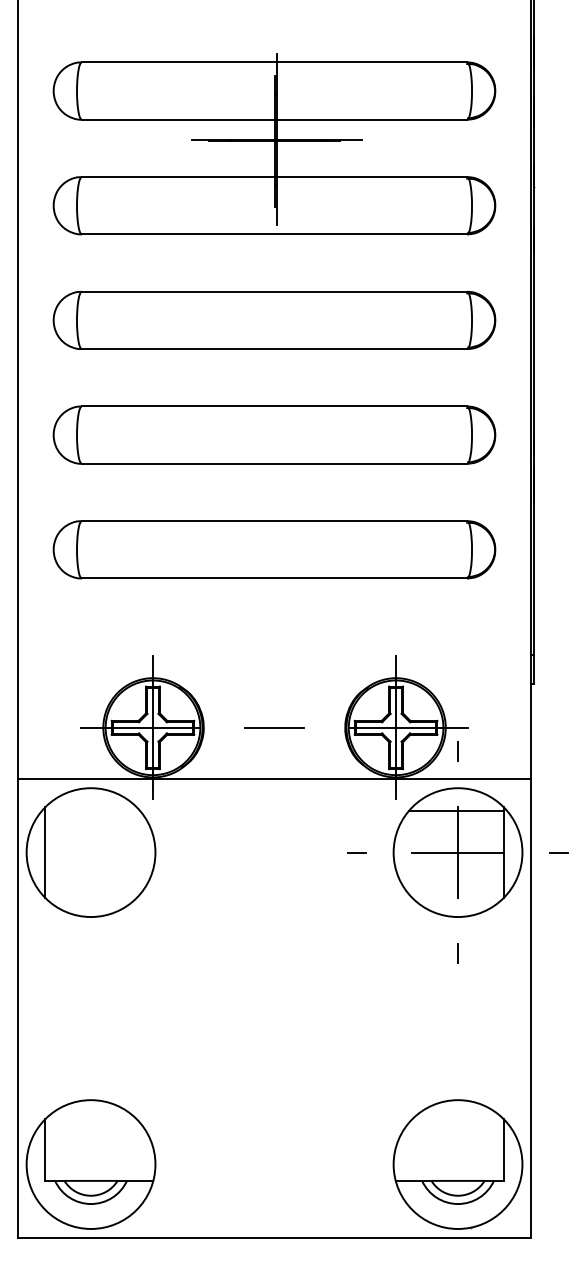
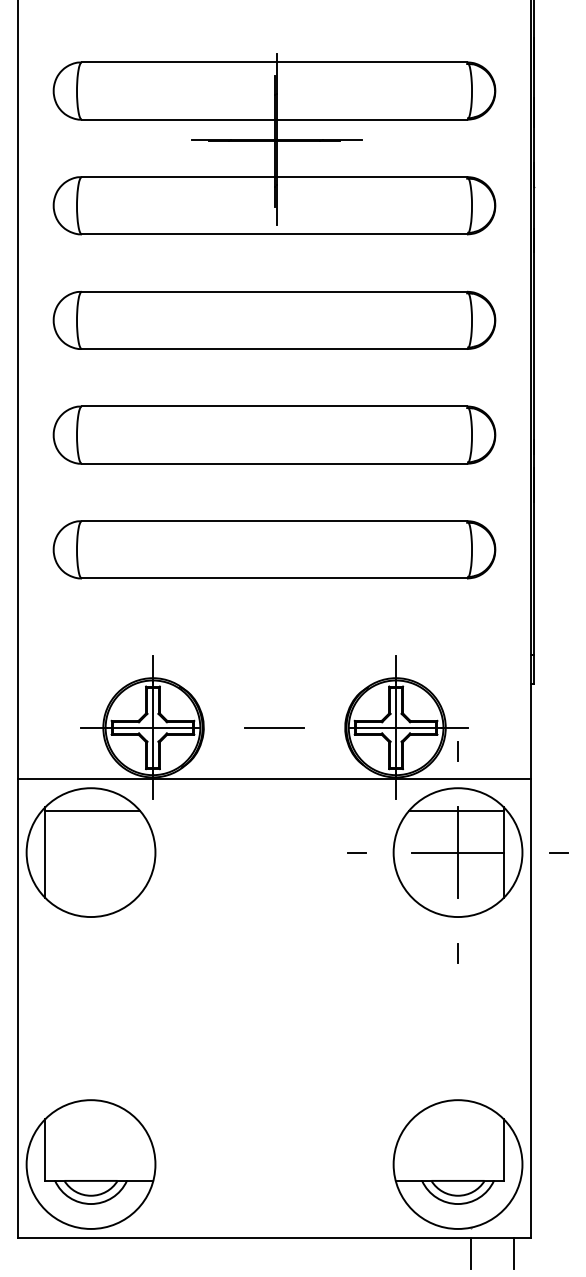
line: none -> present (92, 810)
line: none -> present (470, 1253)
line: none -> present (514, 1253)
